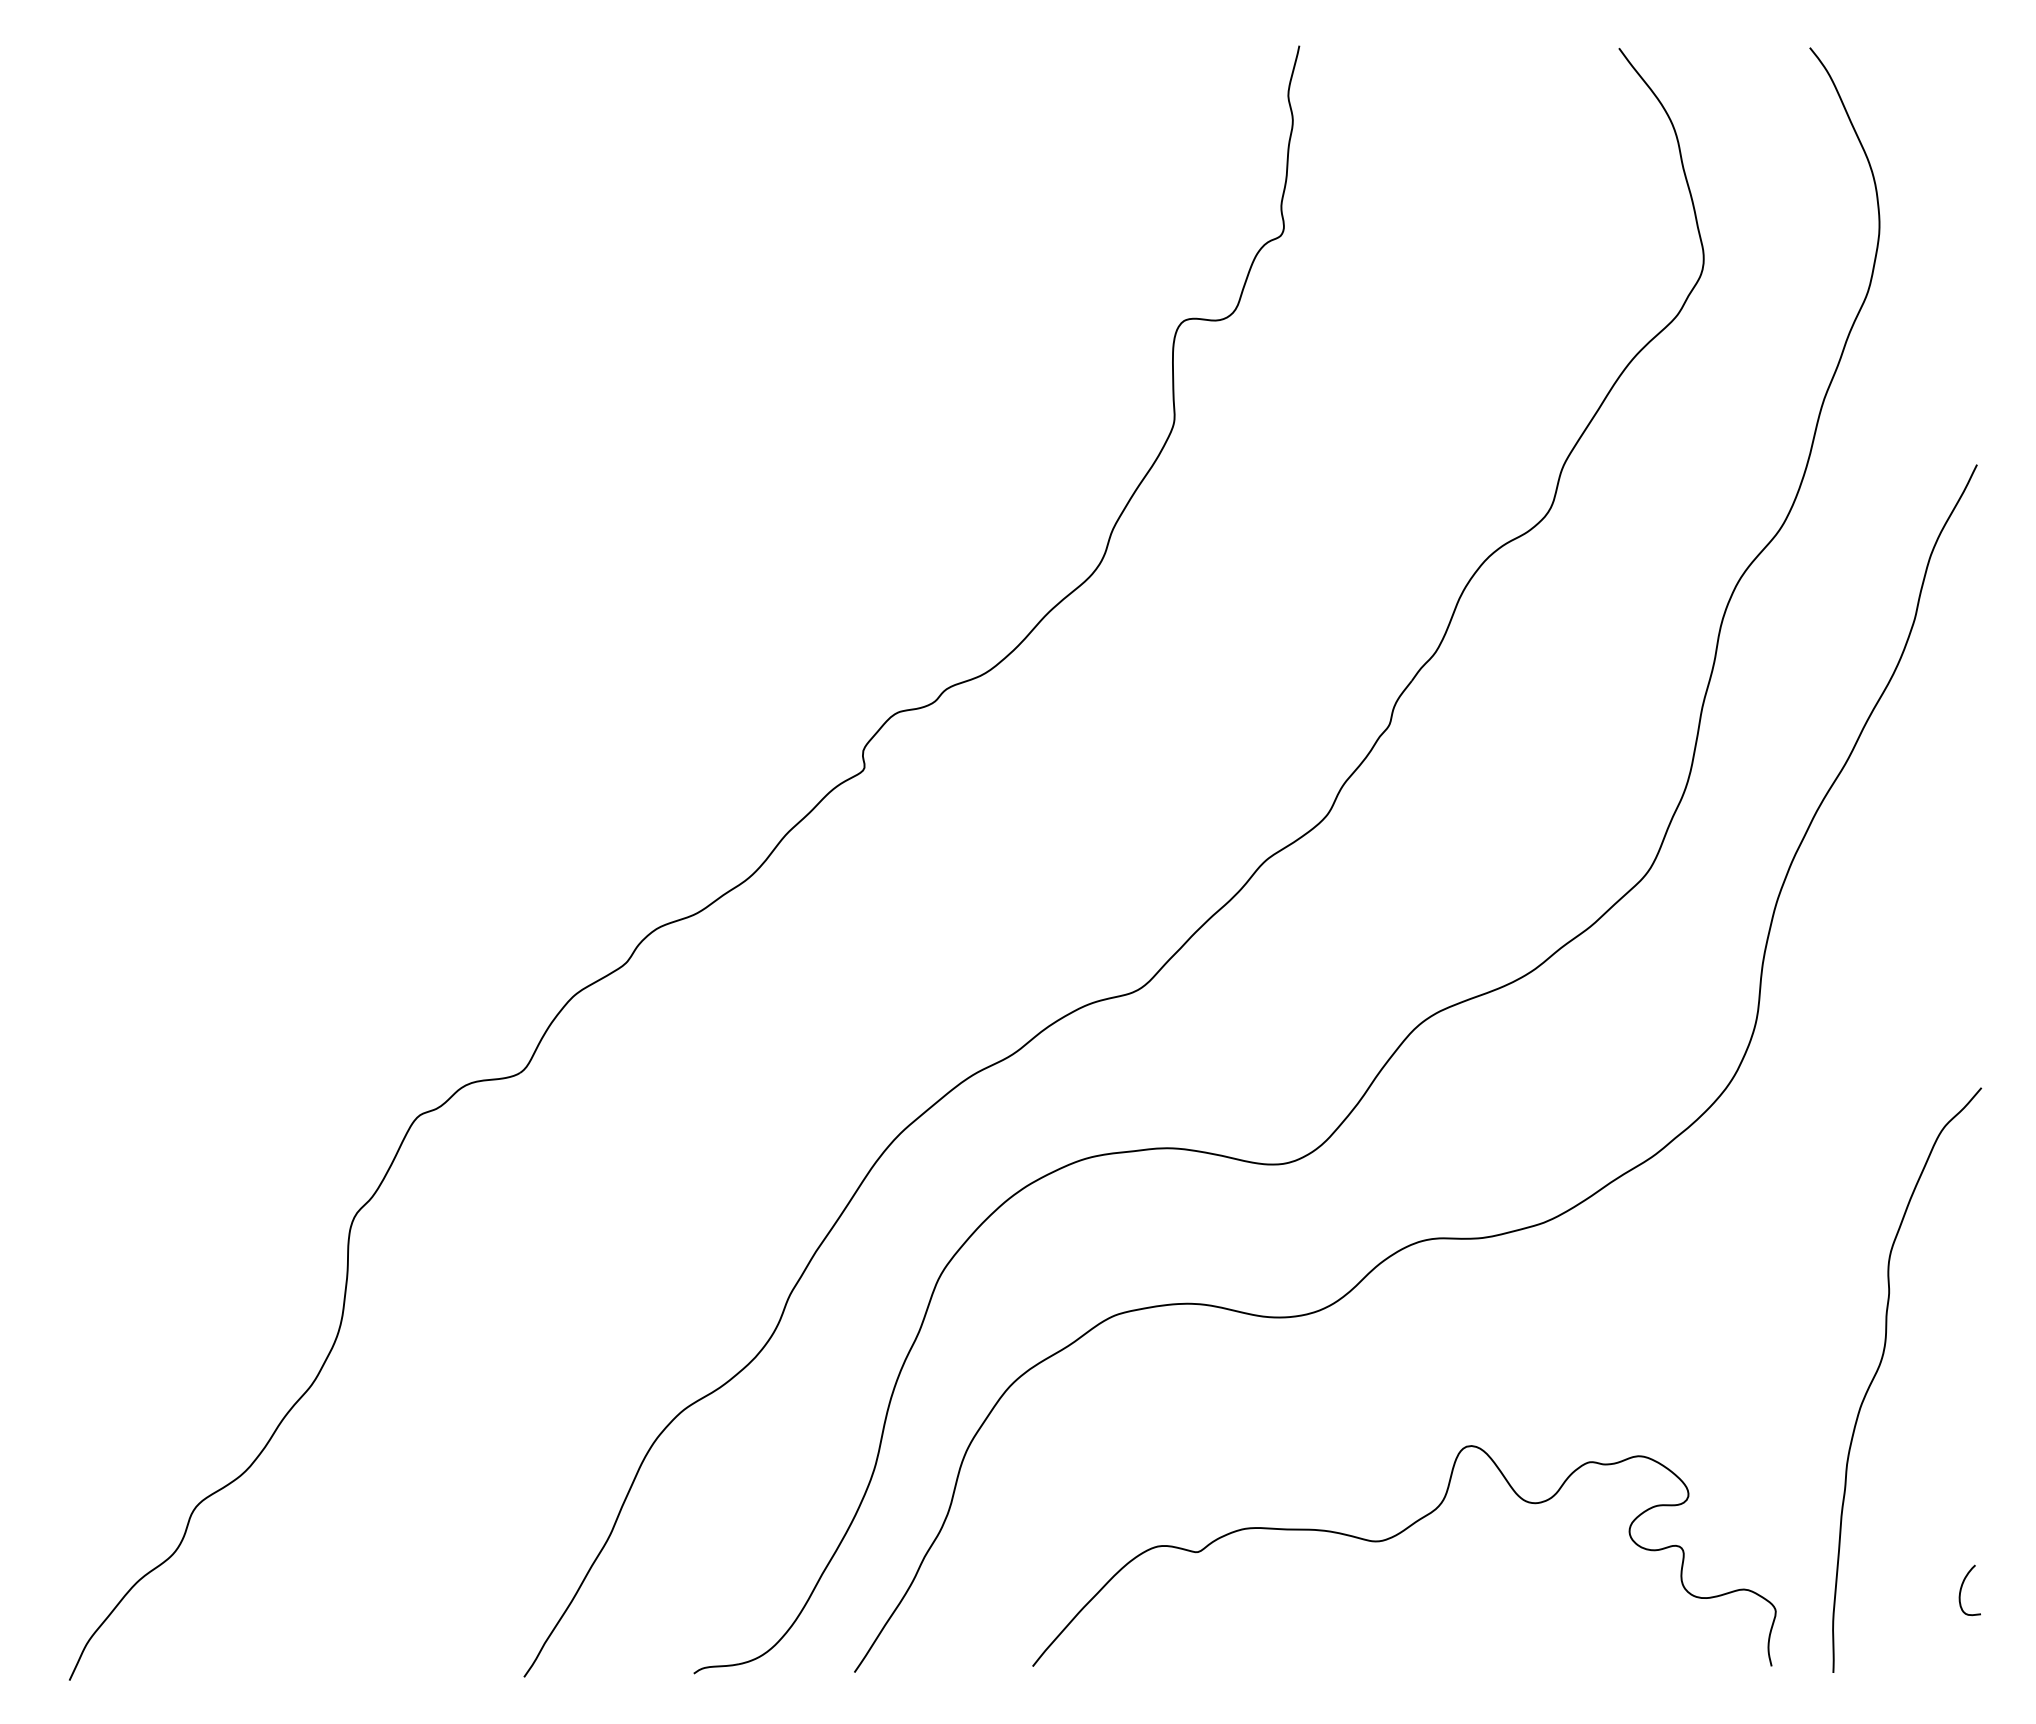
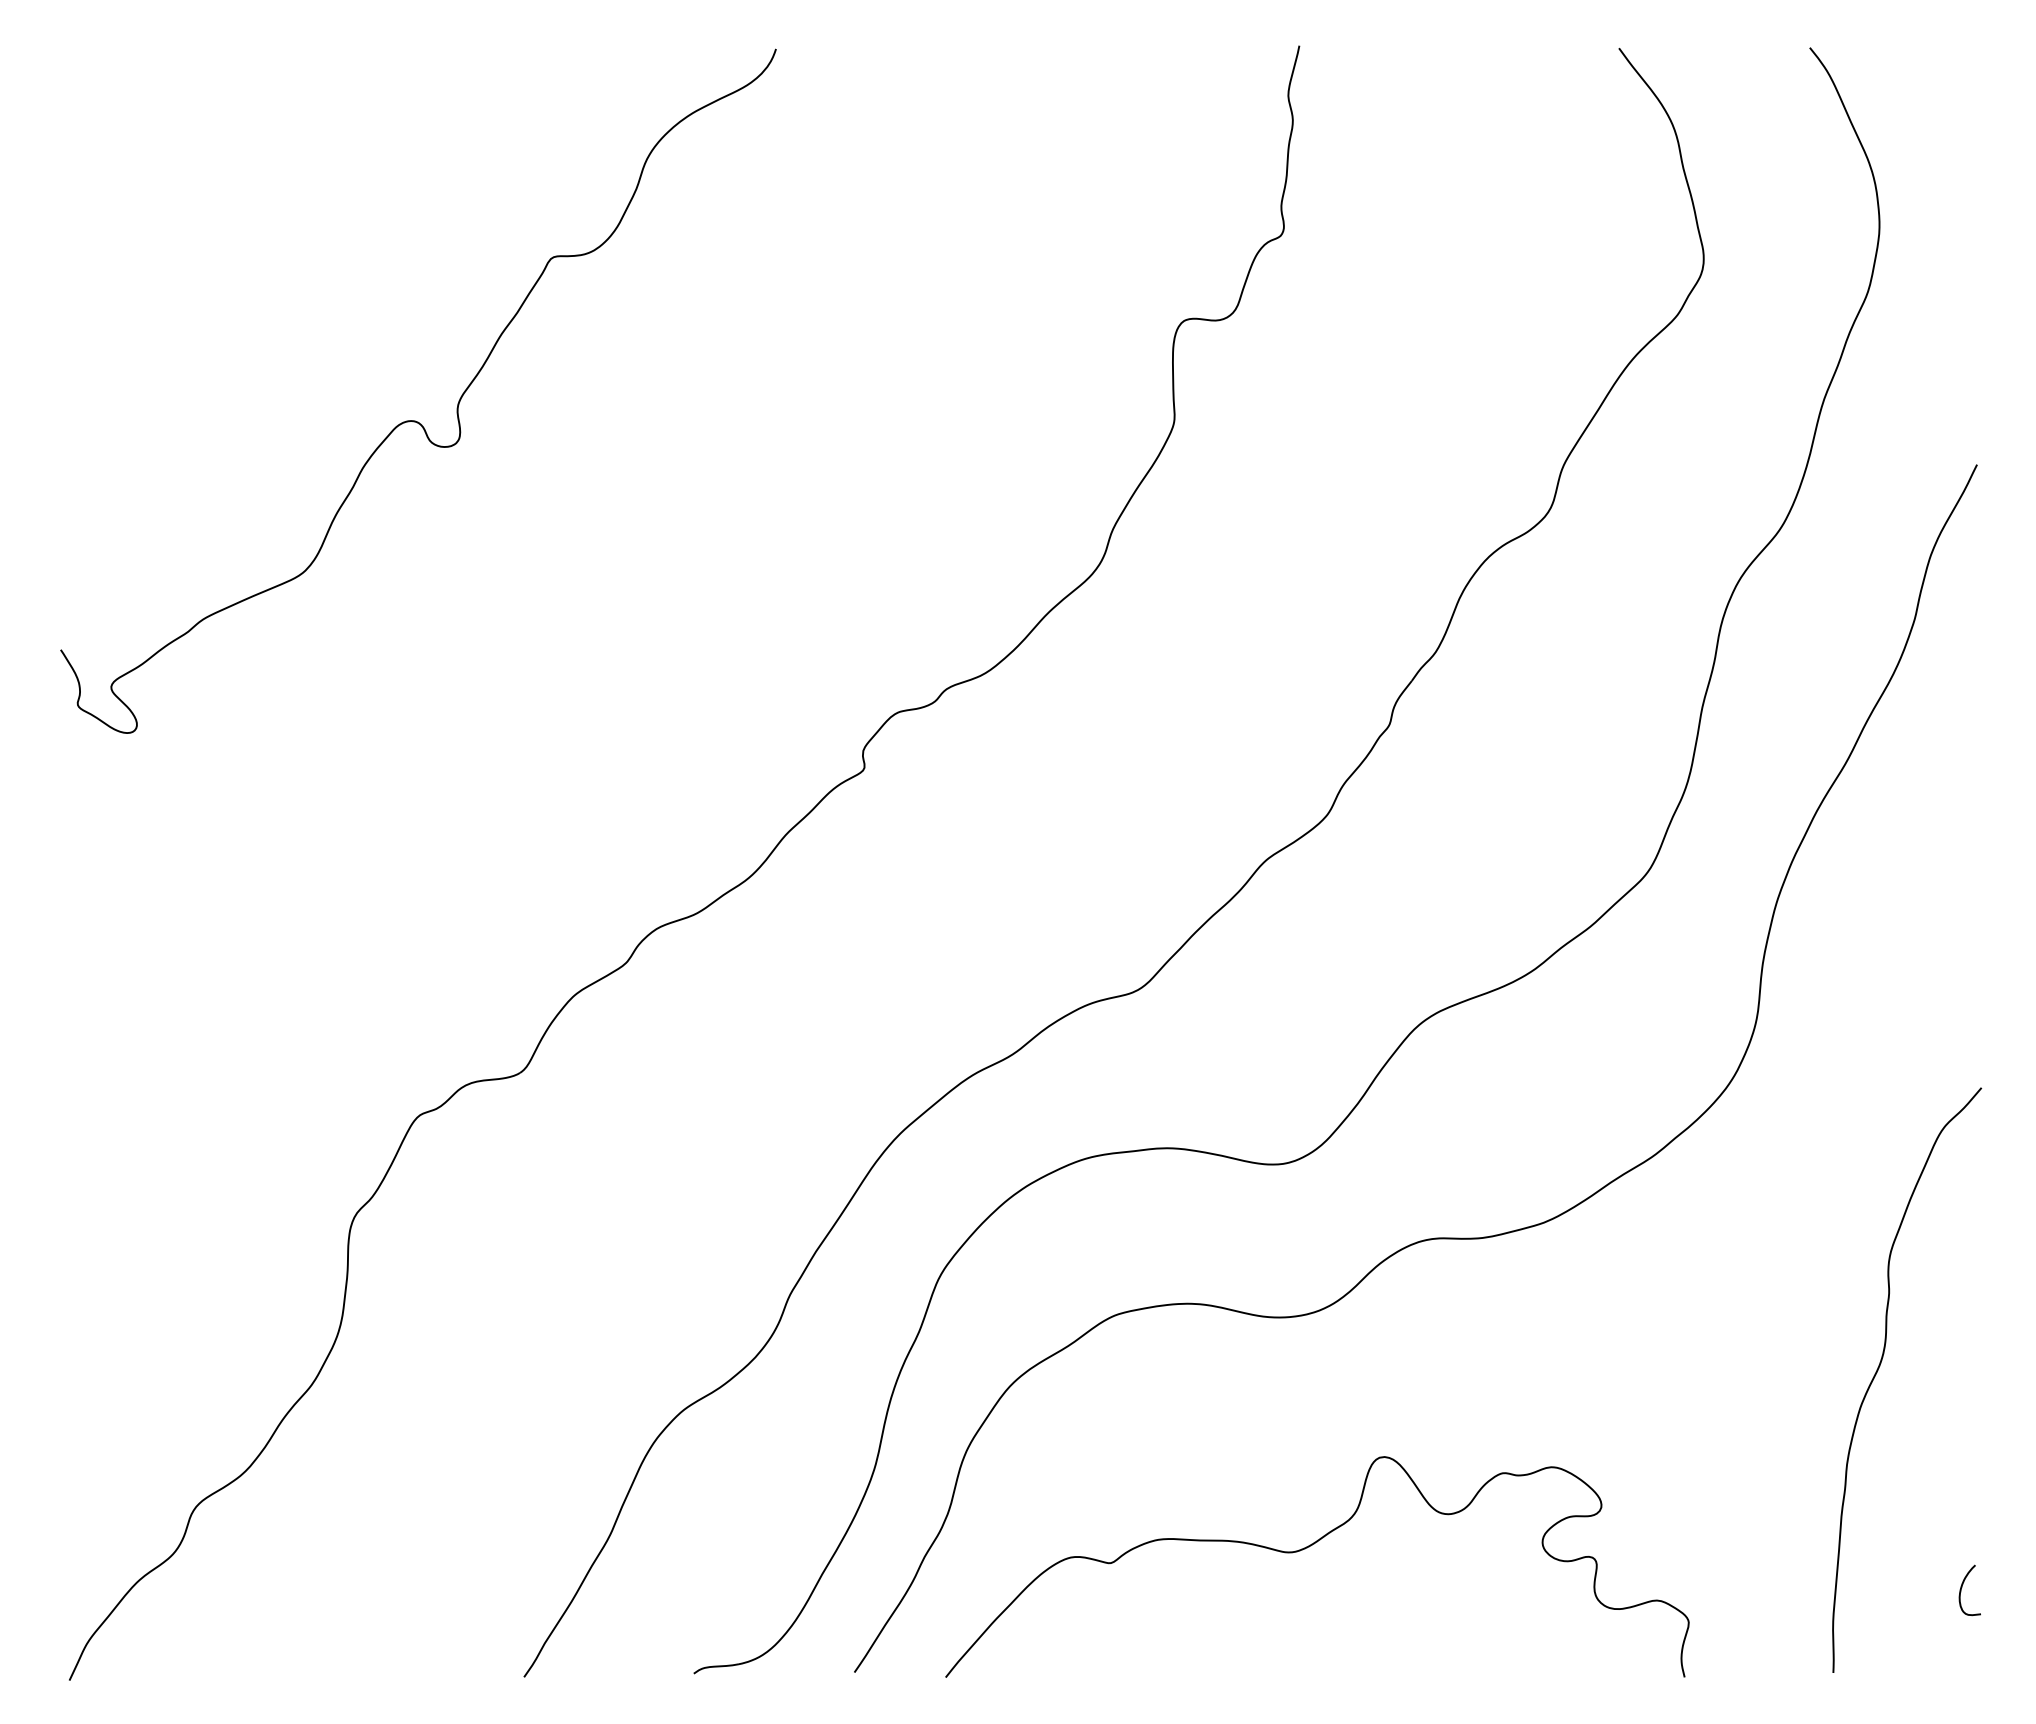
curve: none -> present (415, 420)
curve position: (1394, 1537) -> (1307, 1548) (1307, 1548)
